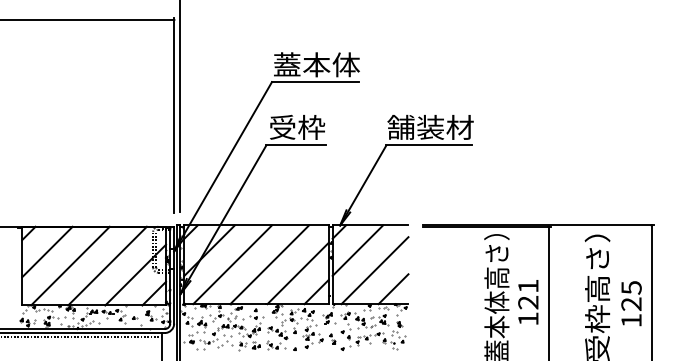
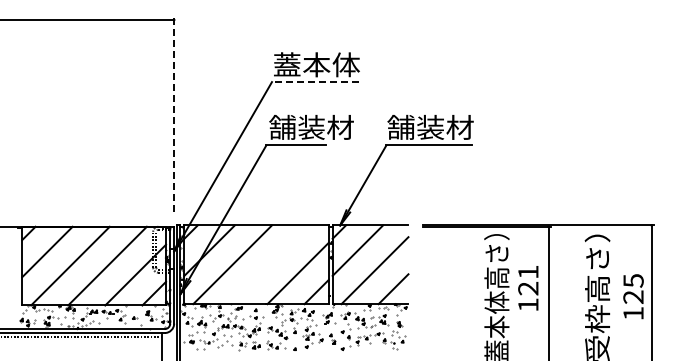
line: solid -> dashed (314, 82)
line: present -> none (180, 107)
line: solid -> dashed (174, 115)
text: 受枠 -> 舗装材 (311, 126)
line: present -> none (269, 264)
text position: (528, 302) -> (528, 288) (528, 288)
text position: (631, 303) -> (633, 296) (633, 296)
